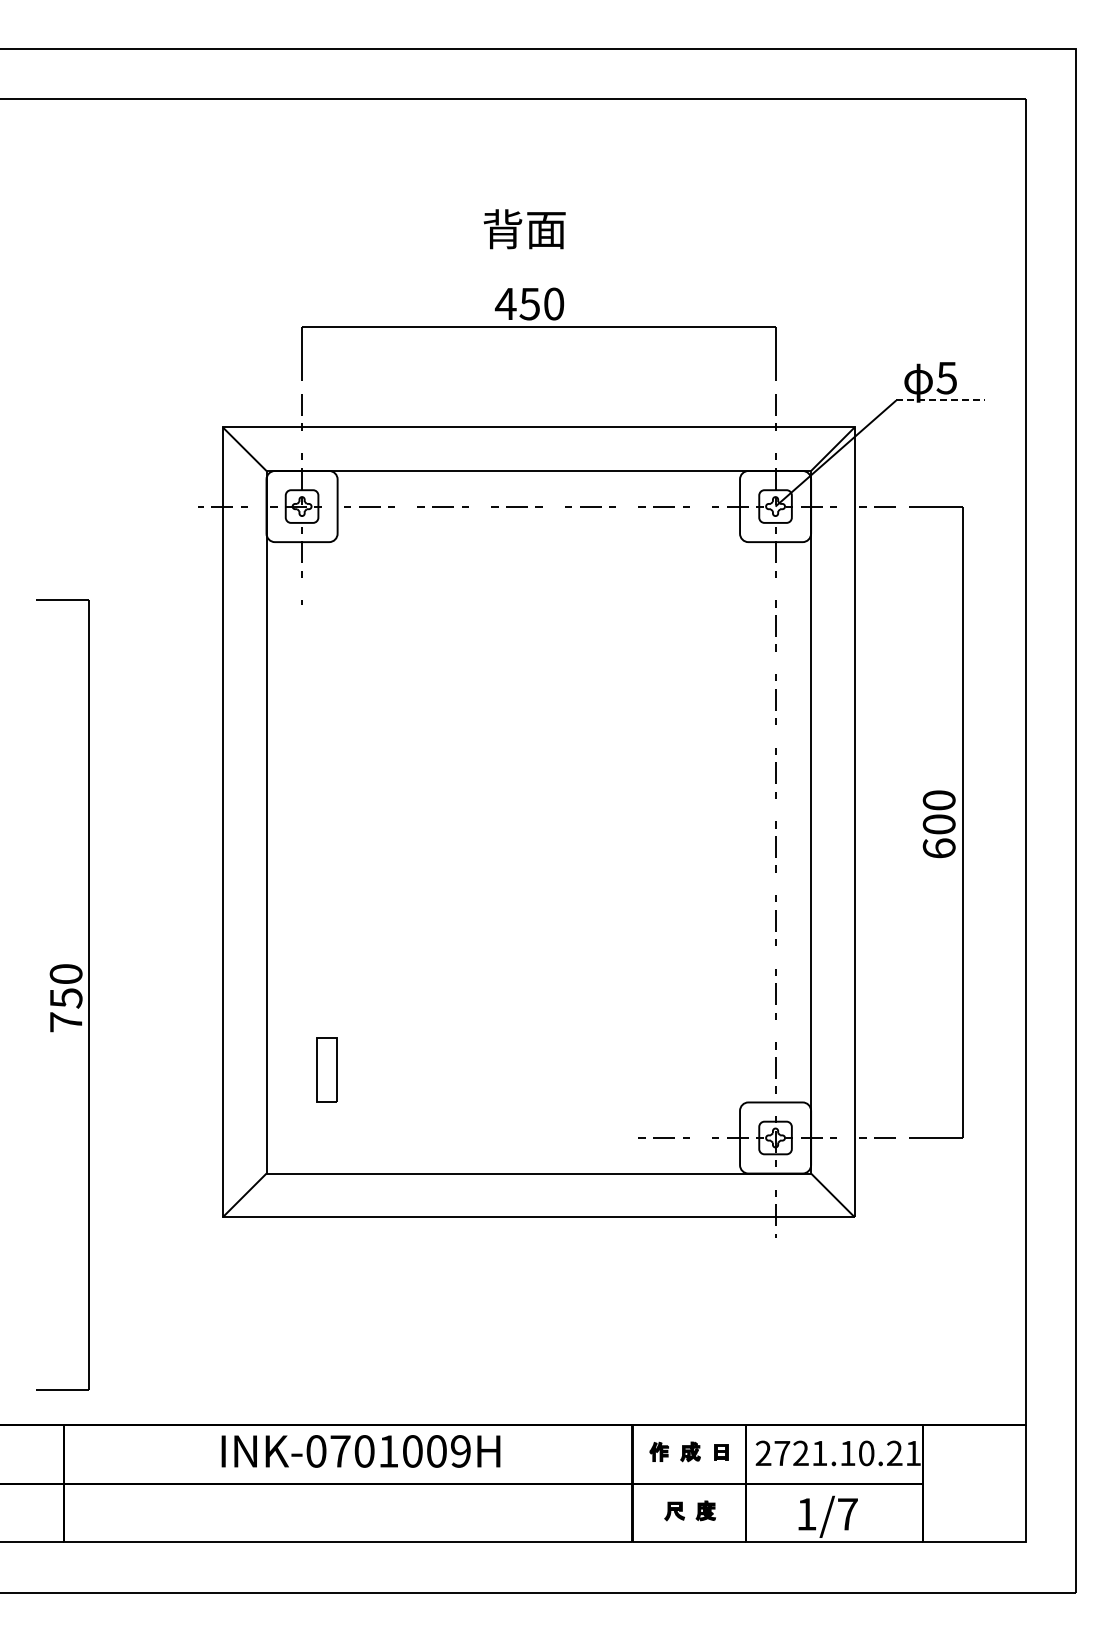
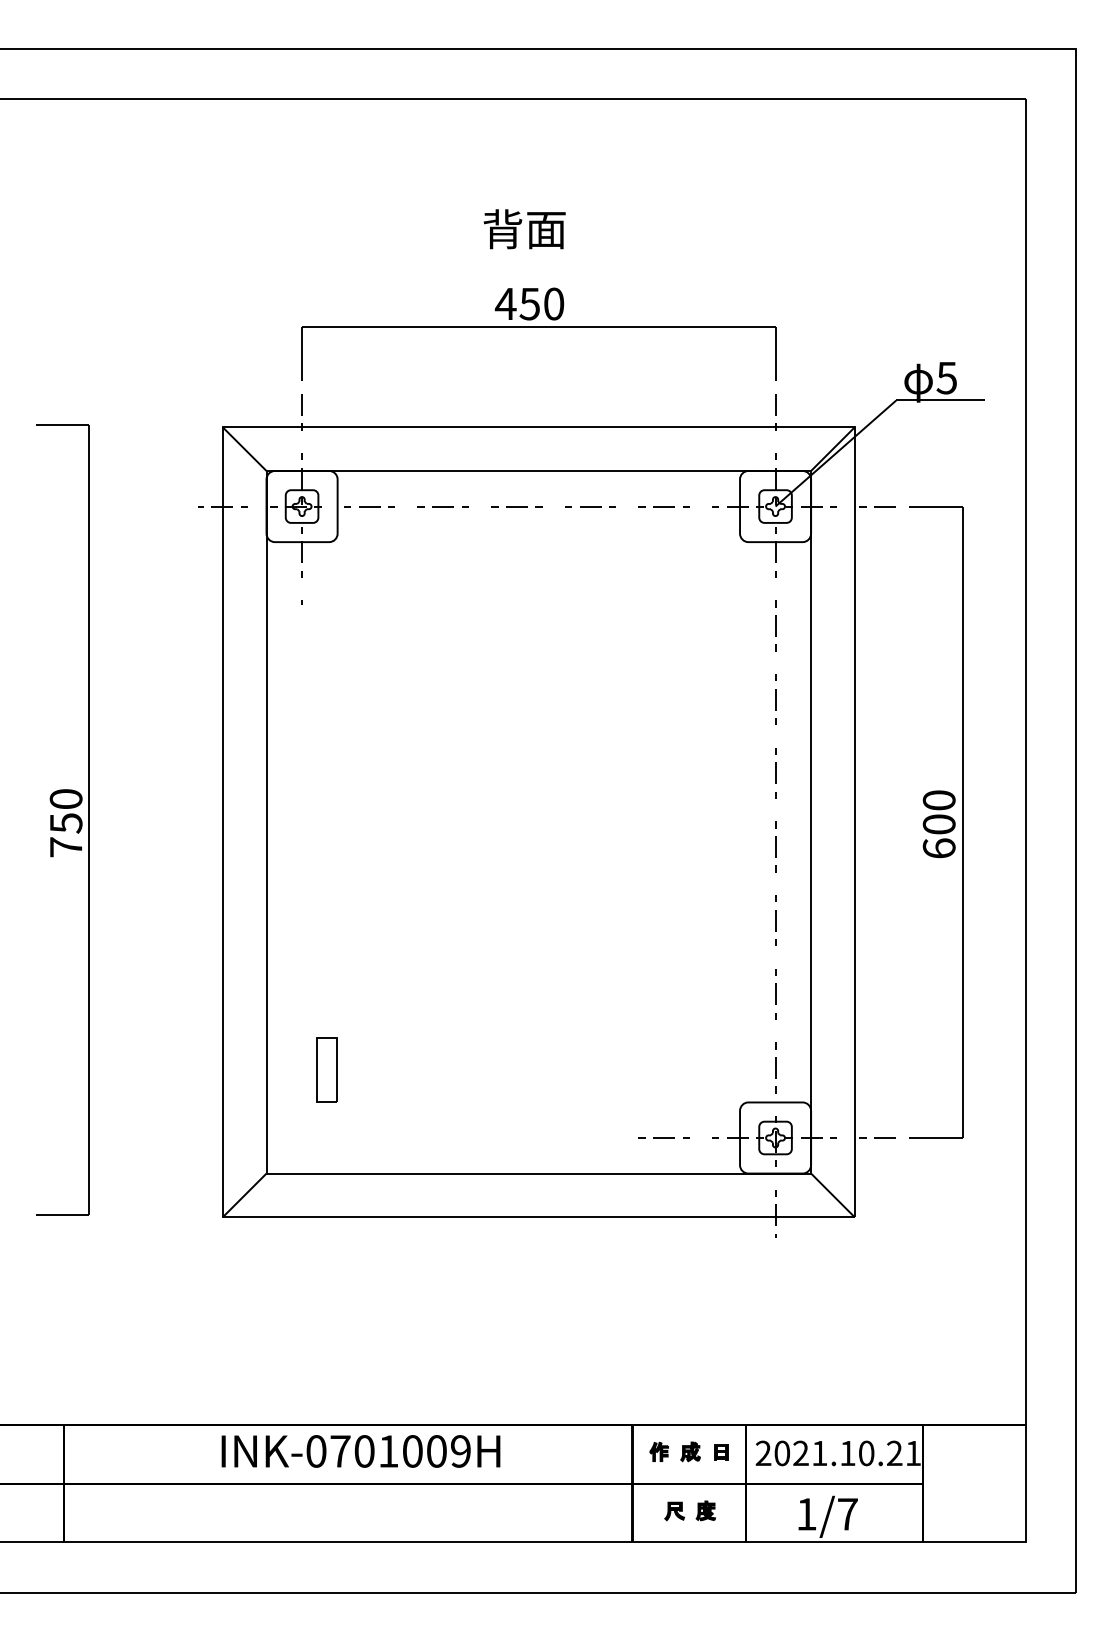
line: dashed -> solid (940, 400)
part position: (62, 994) -> (62, 819) (62, 819)
text: 2721.10.21 -> 2021.10.21 (782, 1453)
